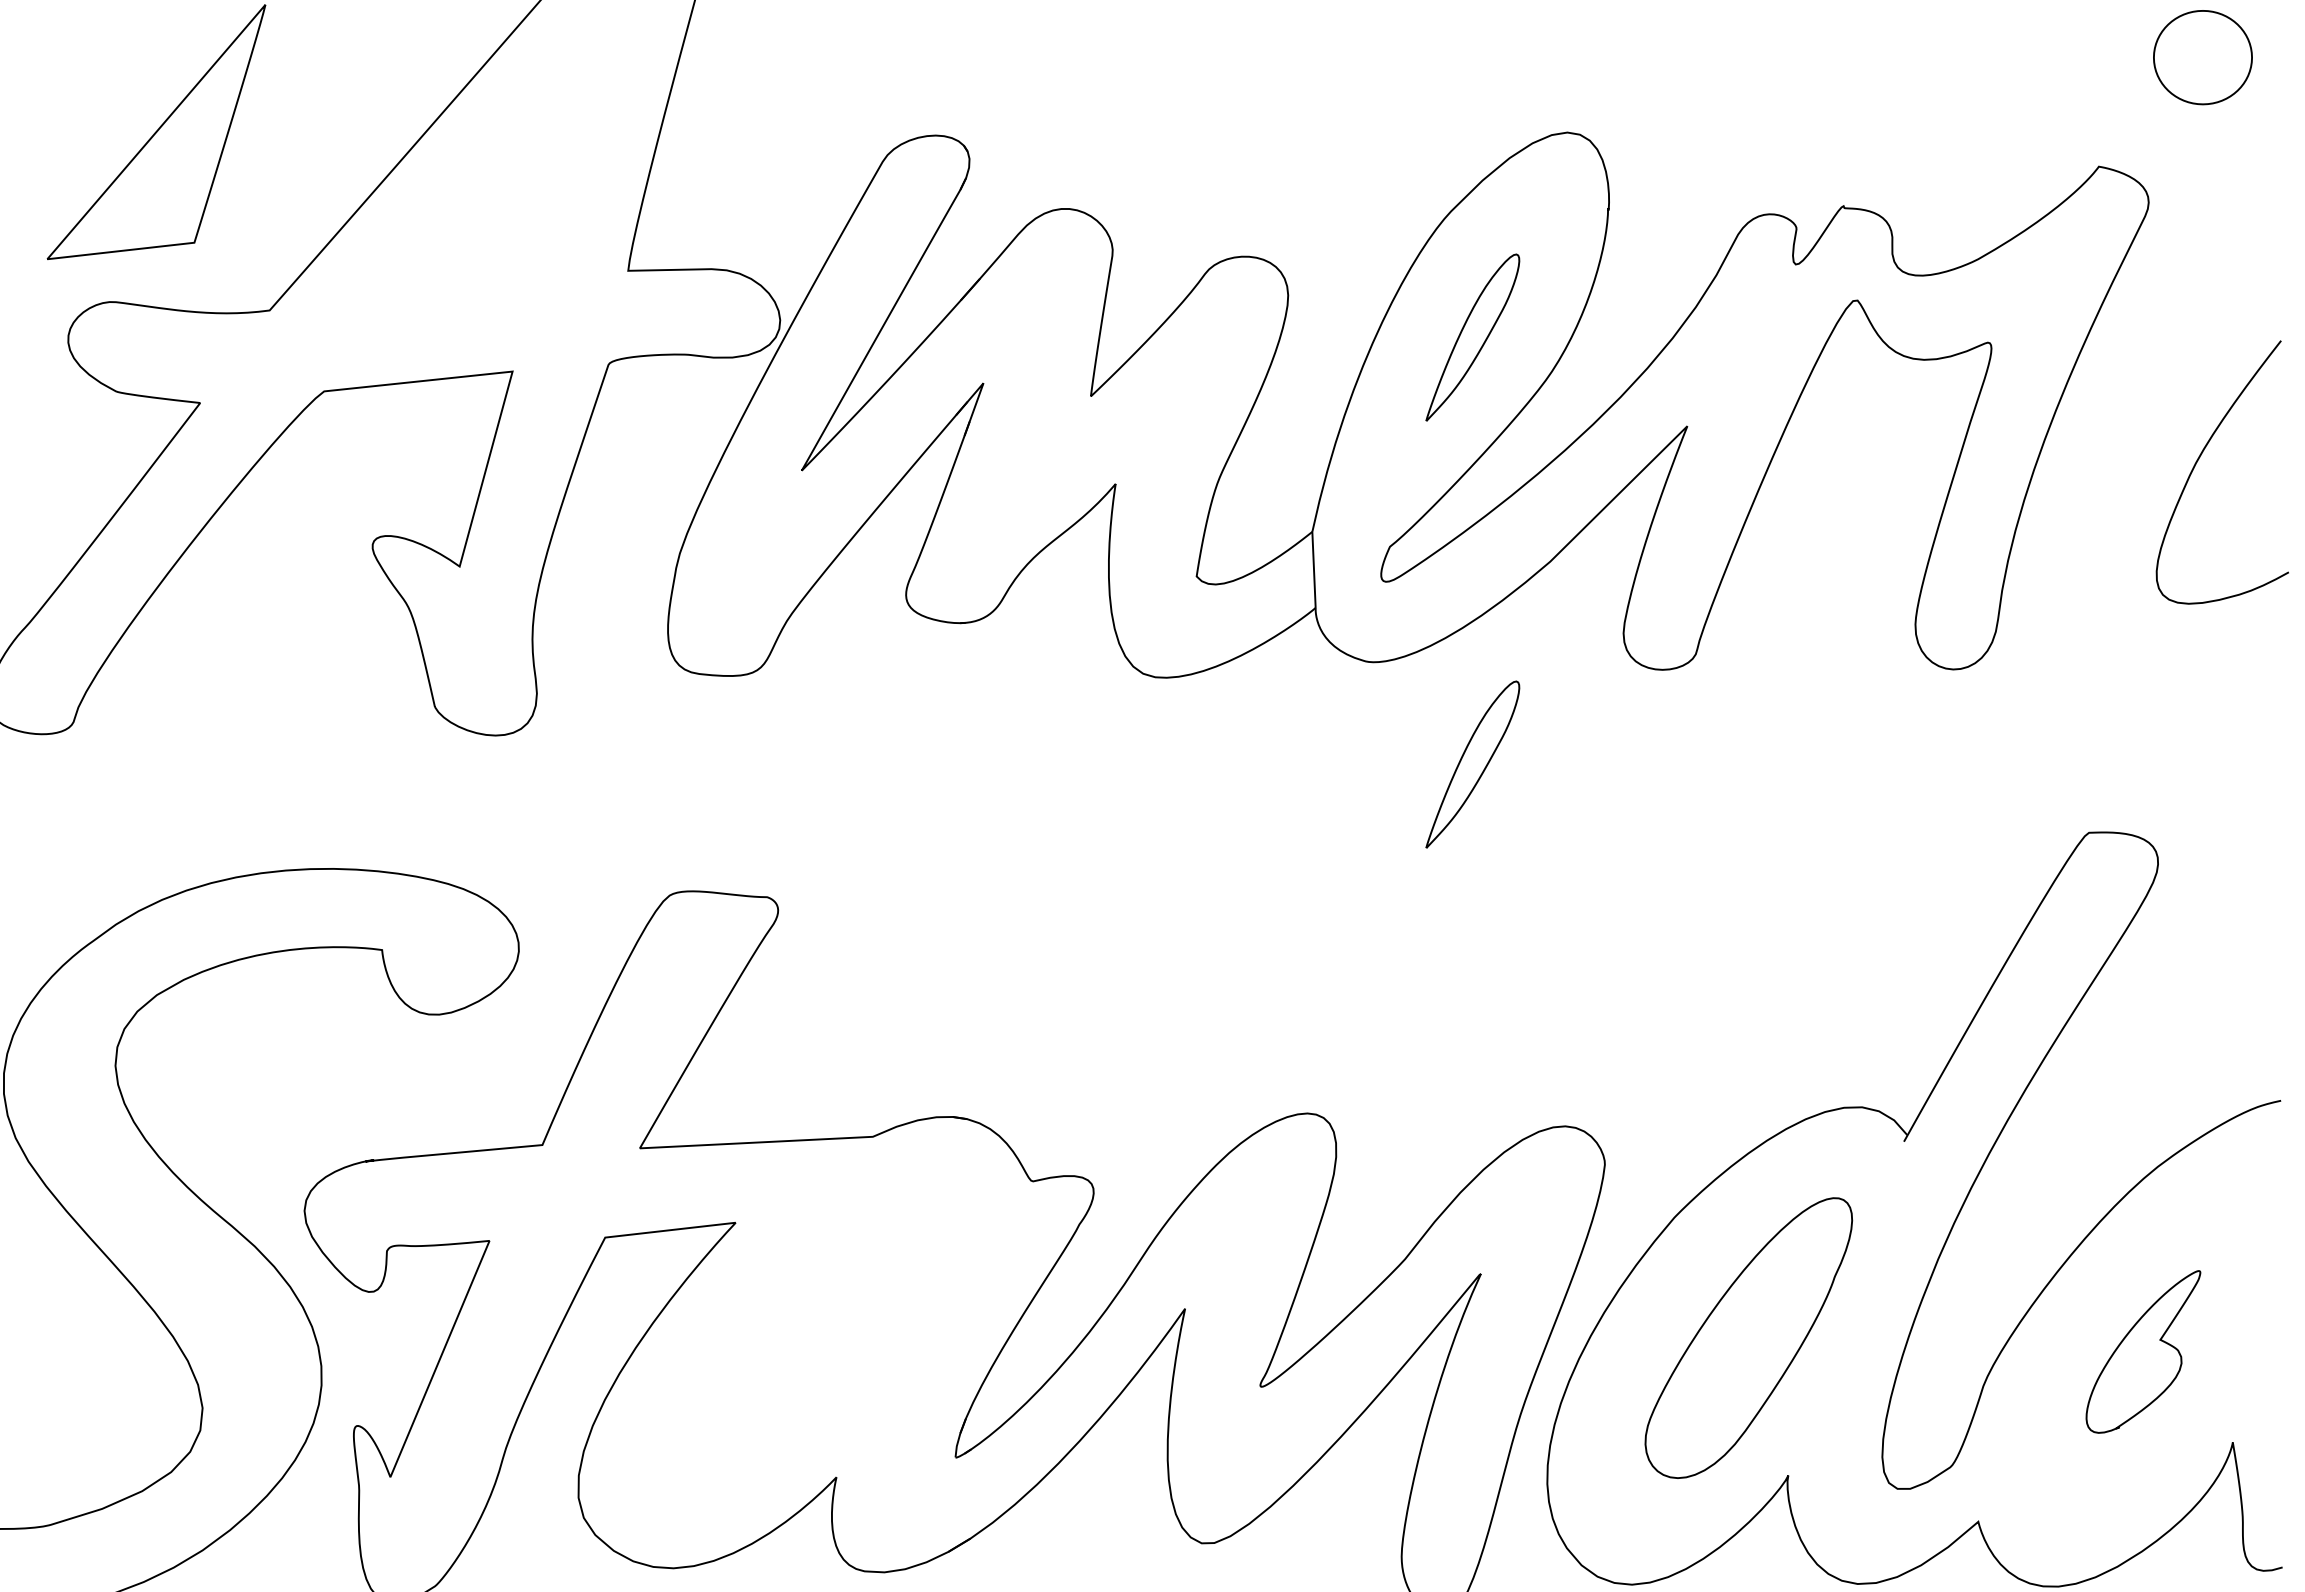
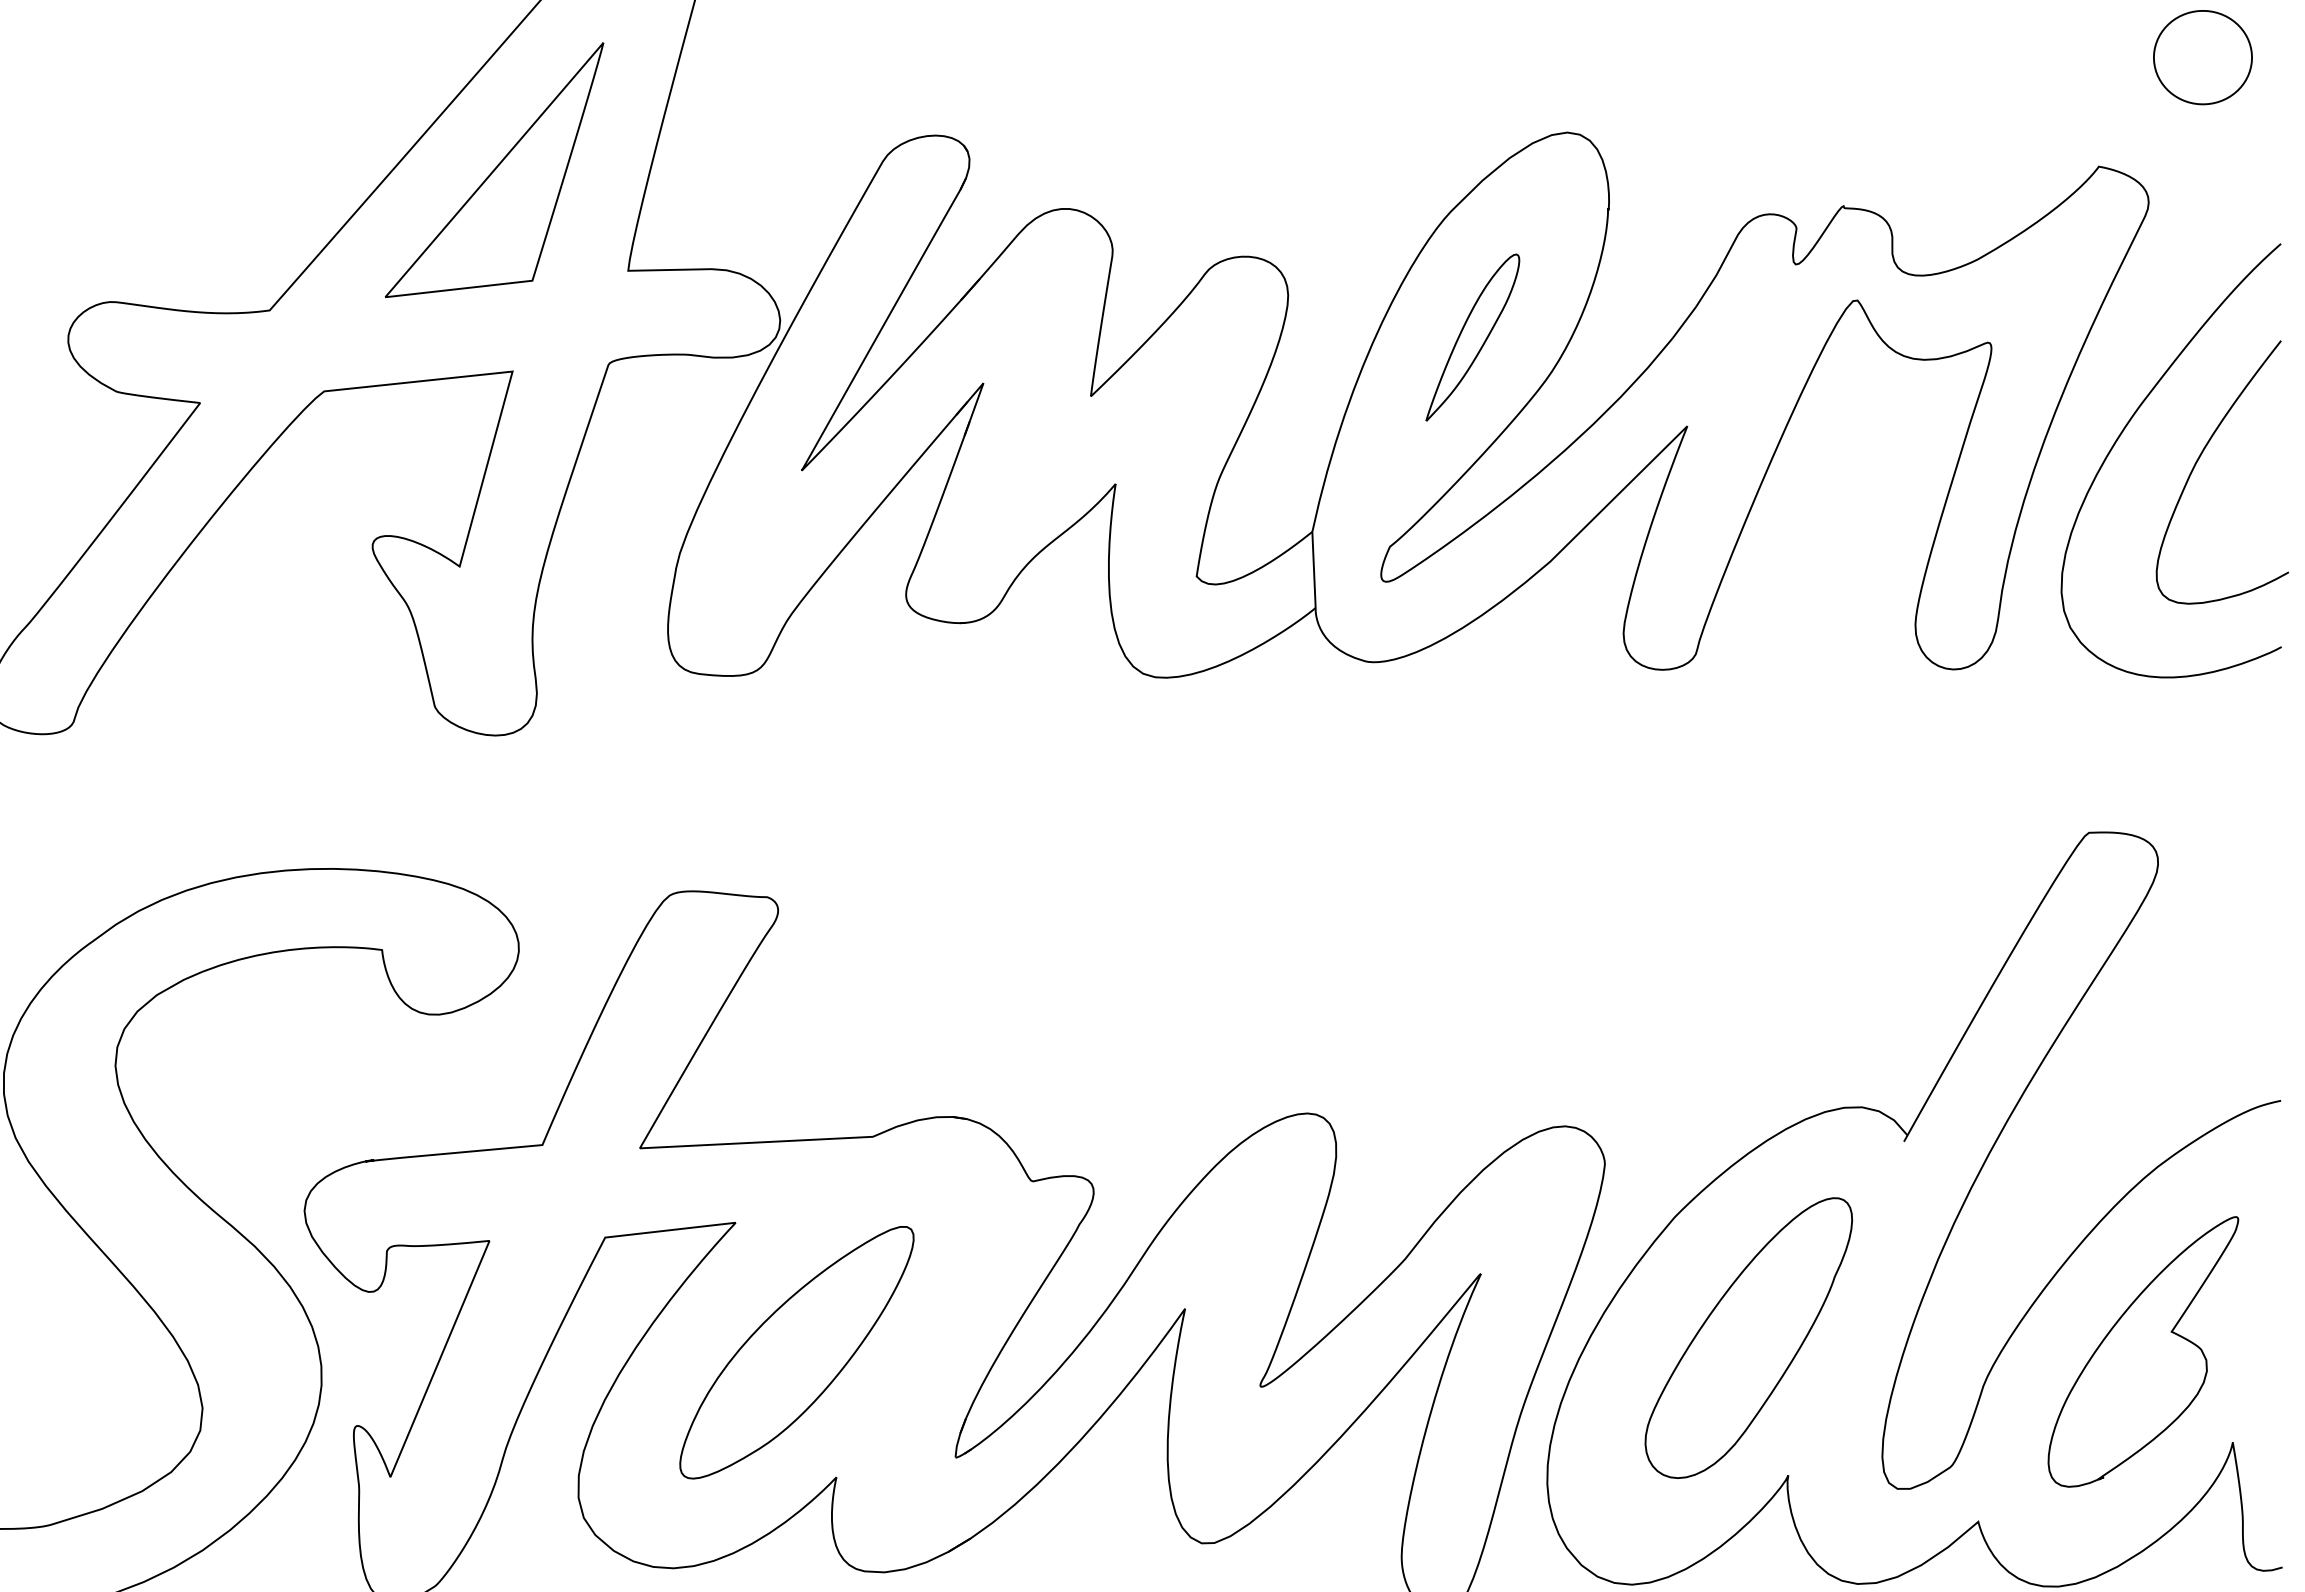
part position: (156, 131) -> (494, 169) (494, 169)
curve: none -> present (2124, 430)
part: present -> none (1472, 764)
part size: 117x164 px -> 193x272 px (2143, 1351)
part: none -> present (796, 1352)
